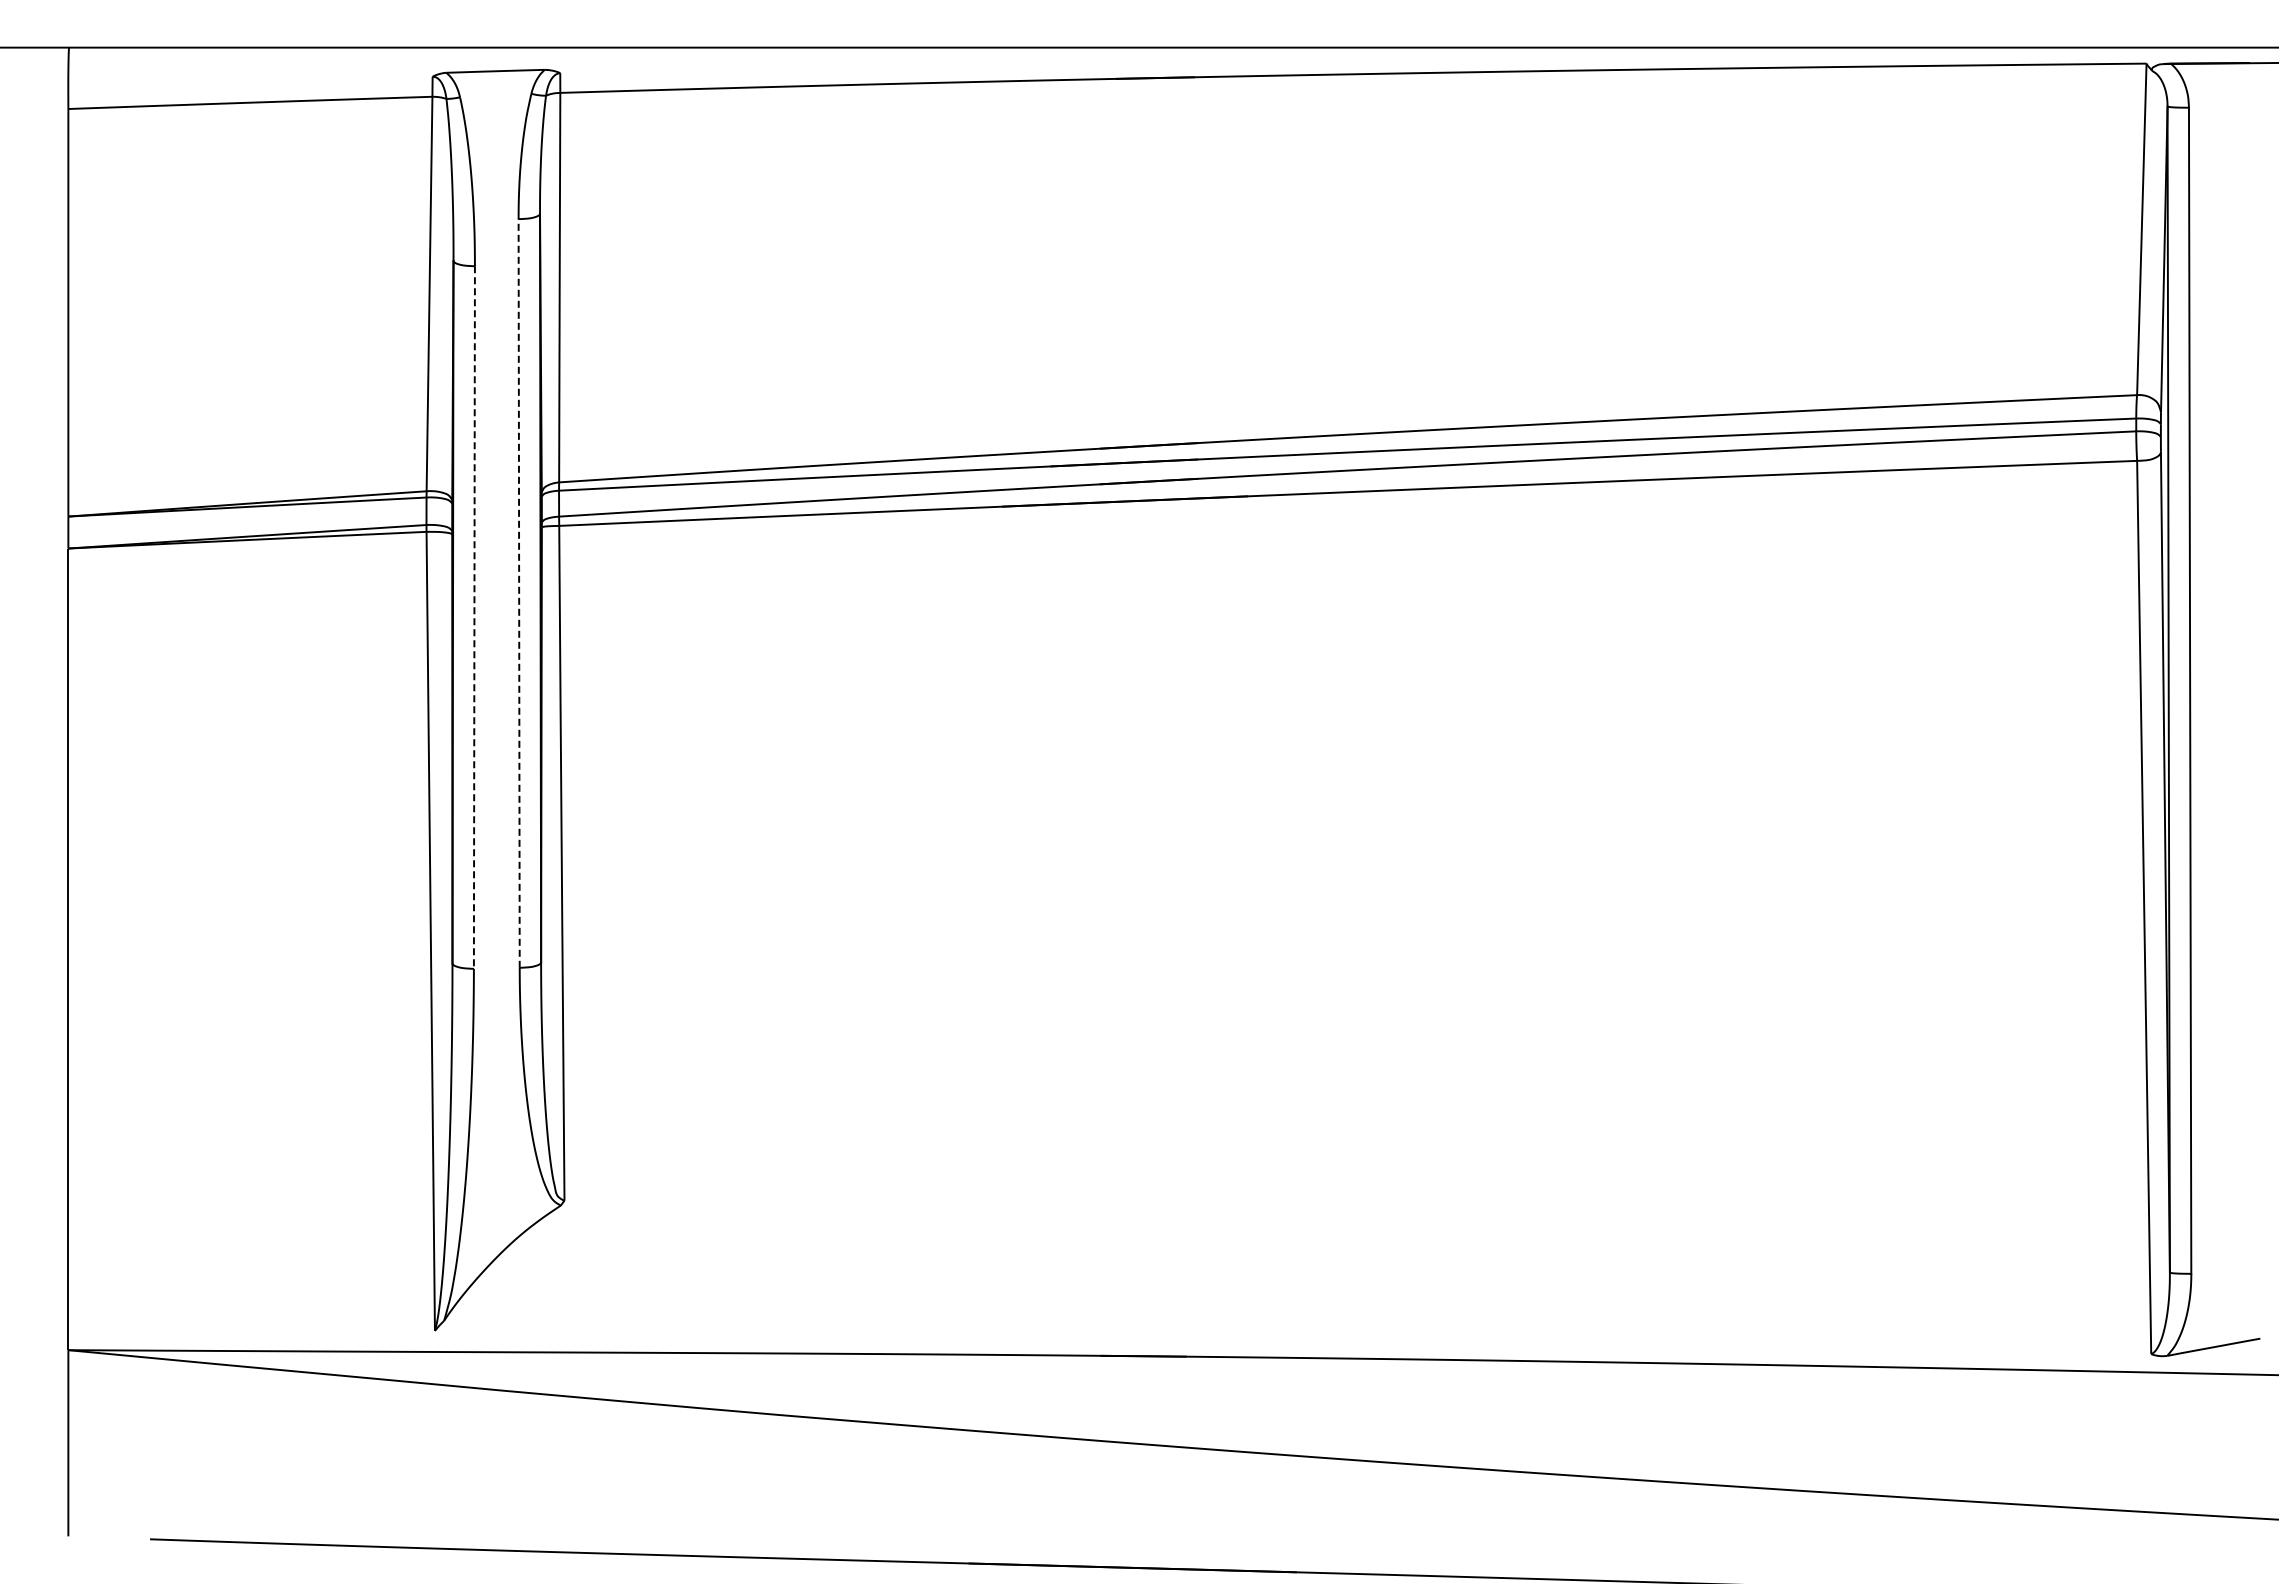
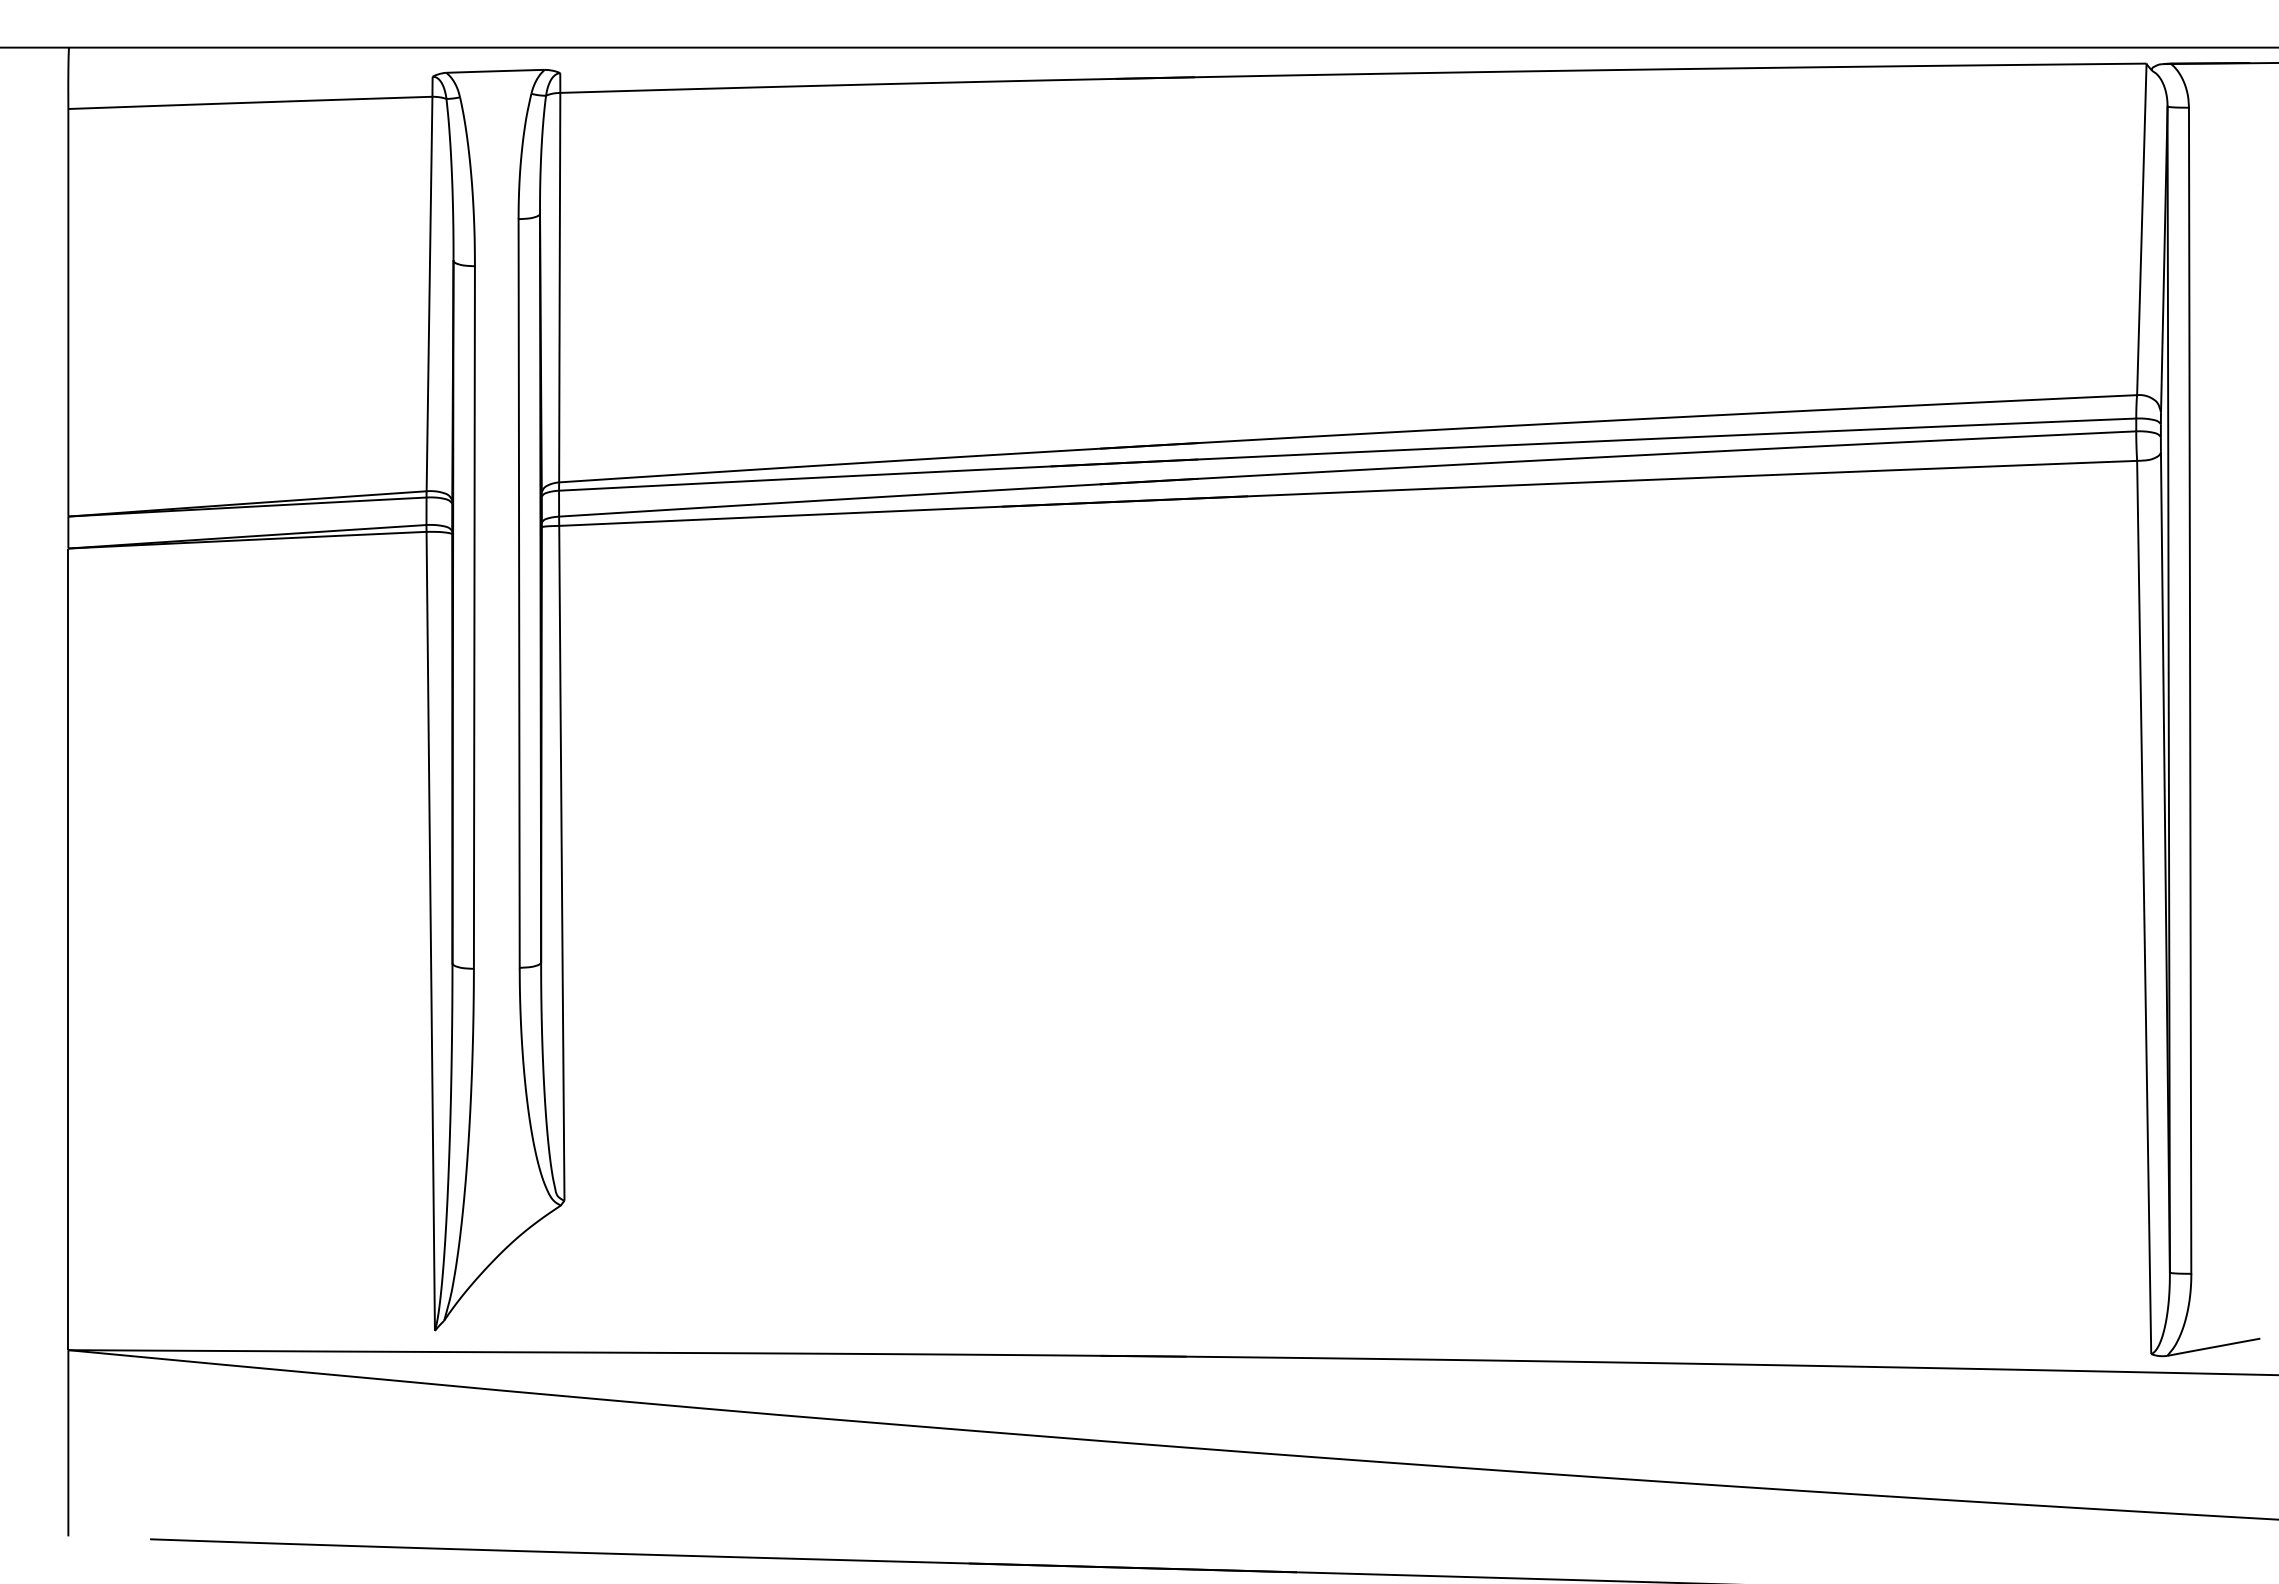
line: dashed -> solid (519, 592)
line: dashed -> solid (474, 618)
